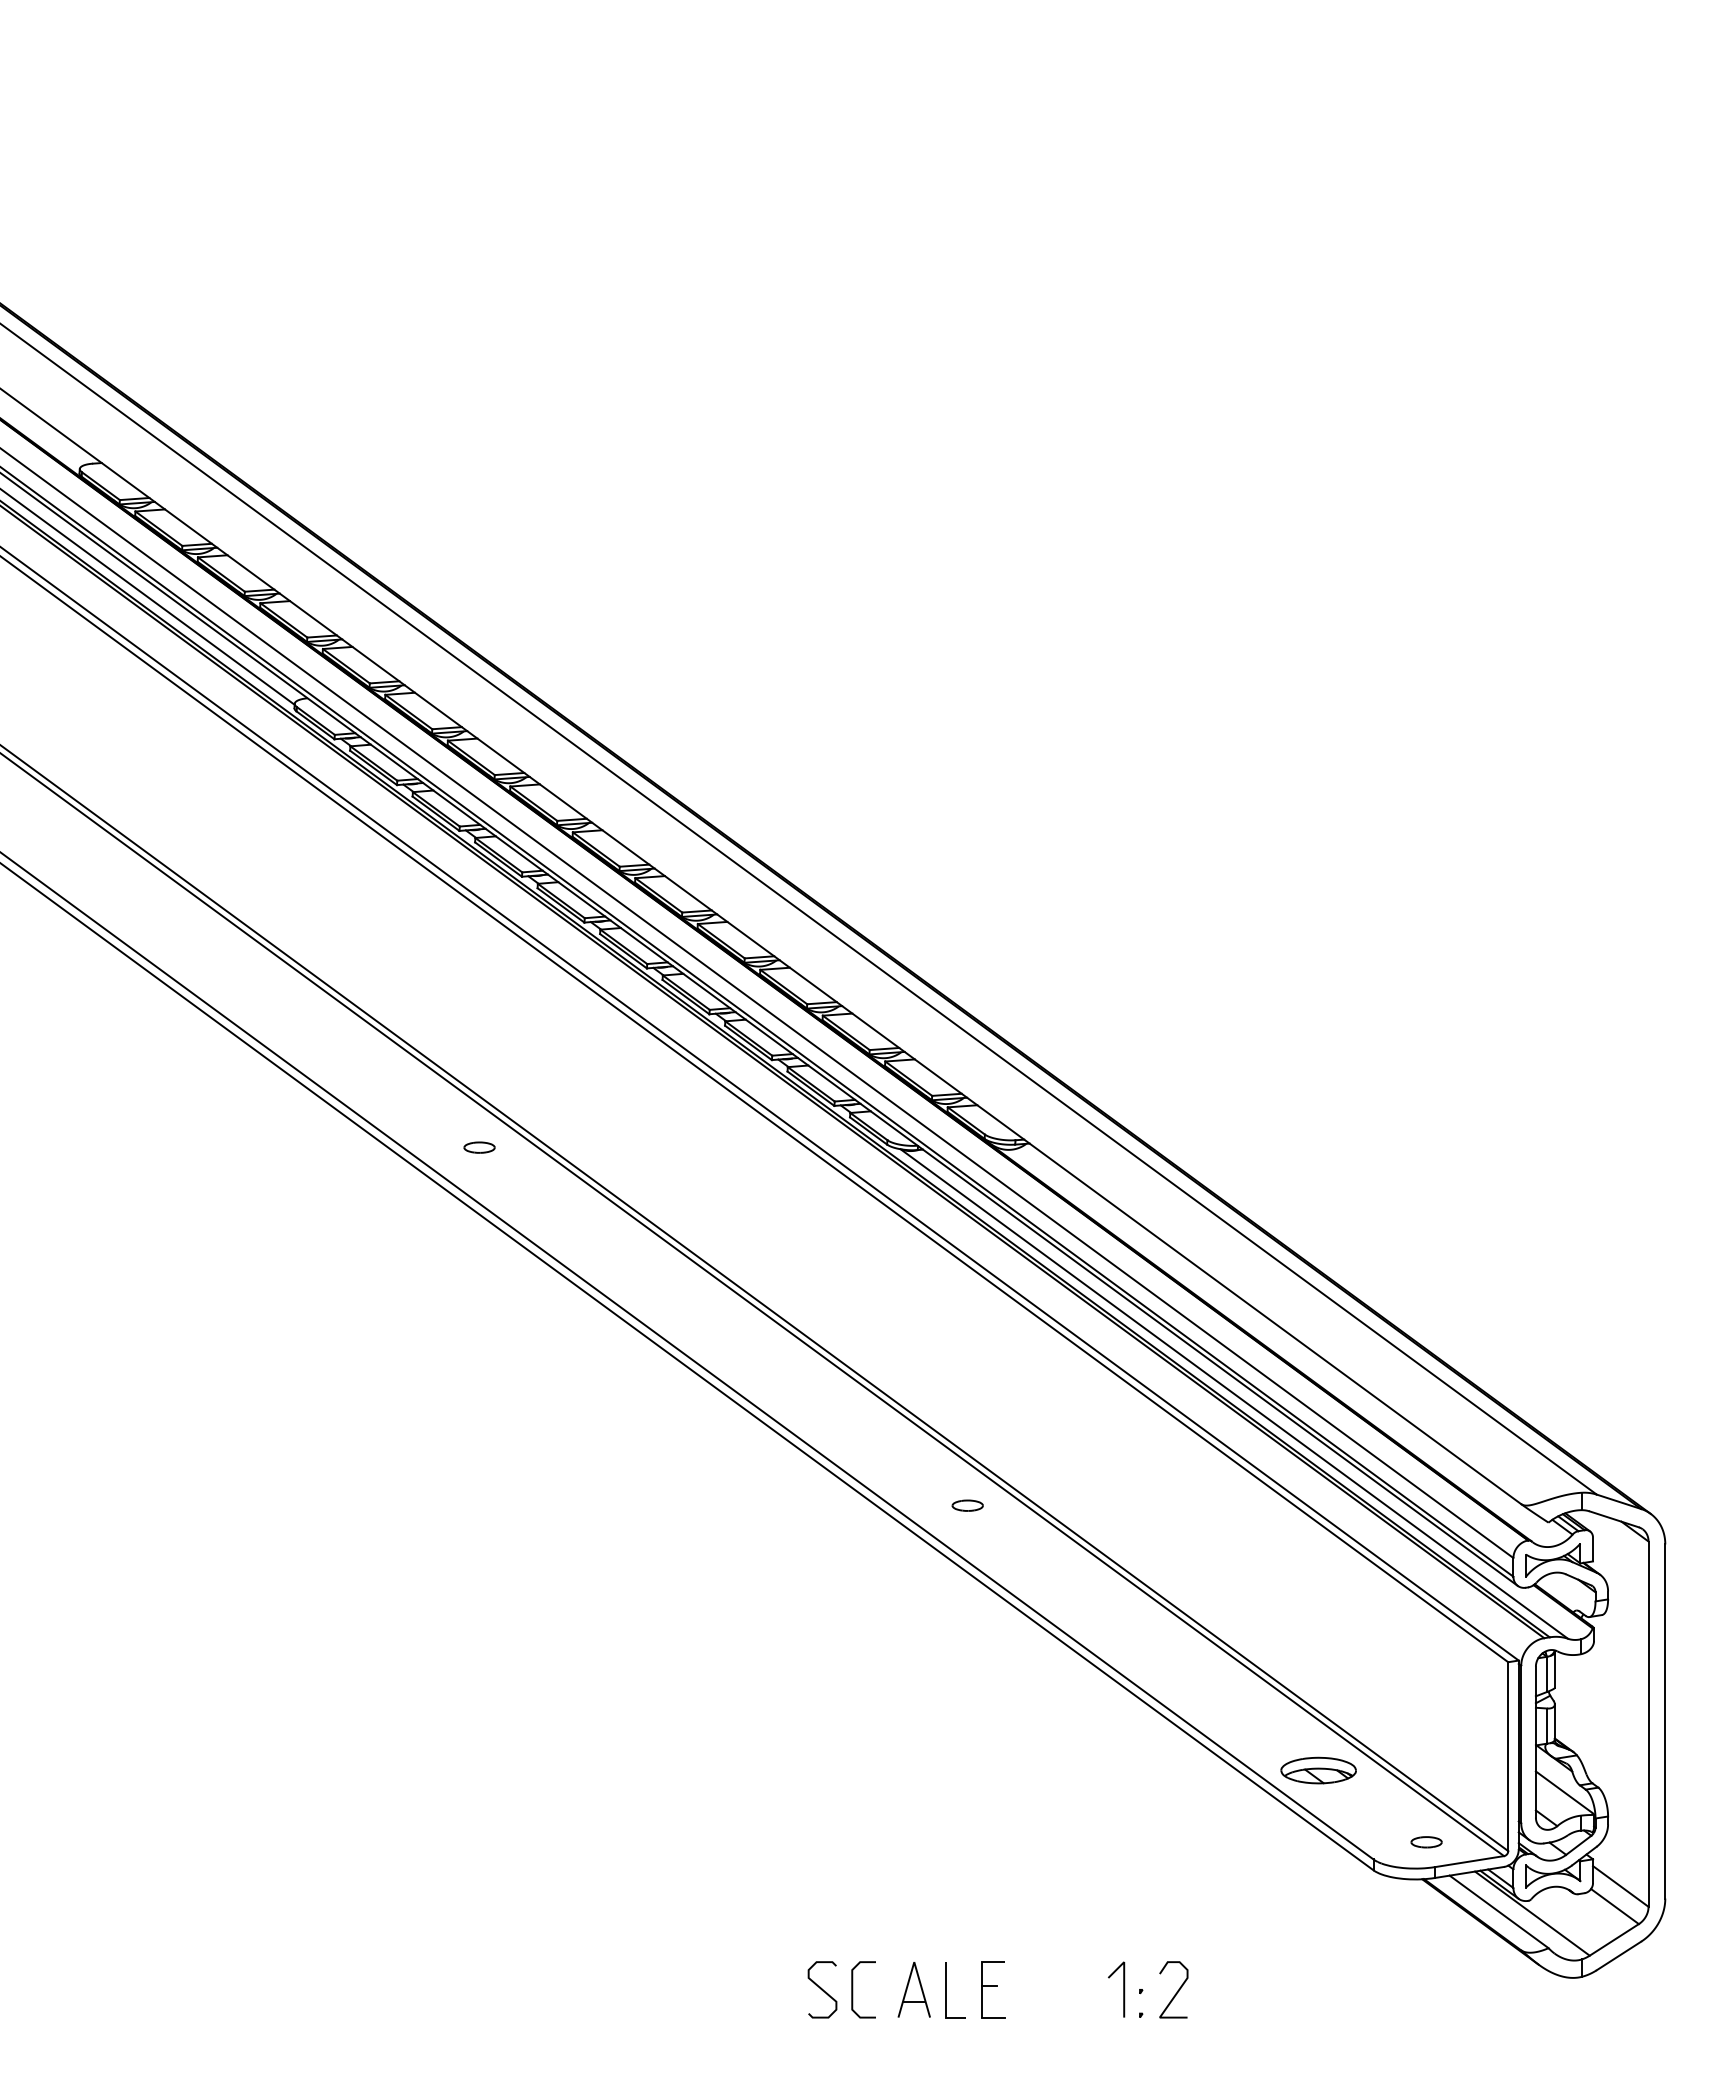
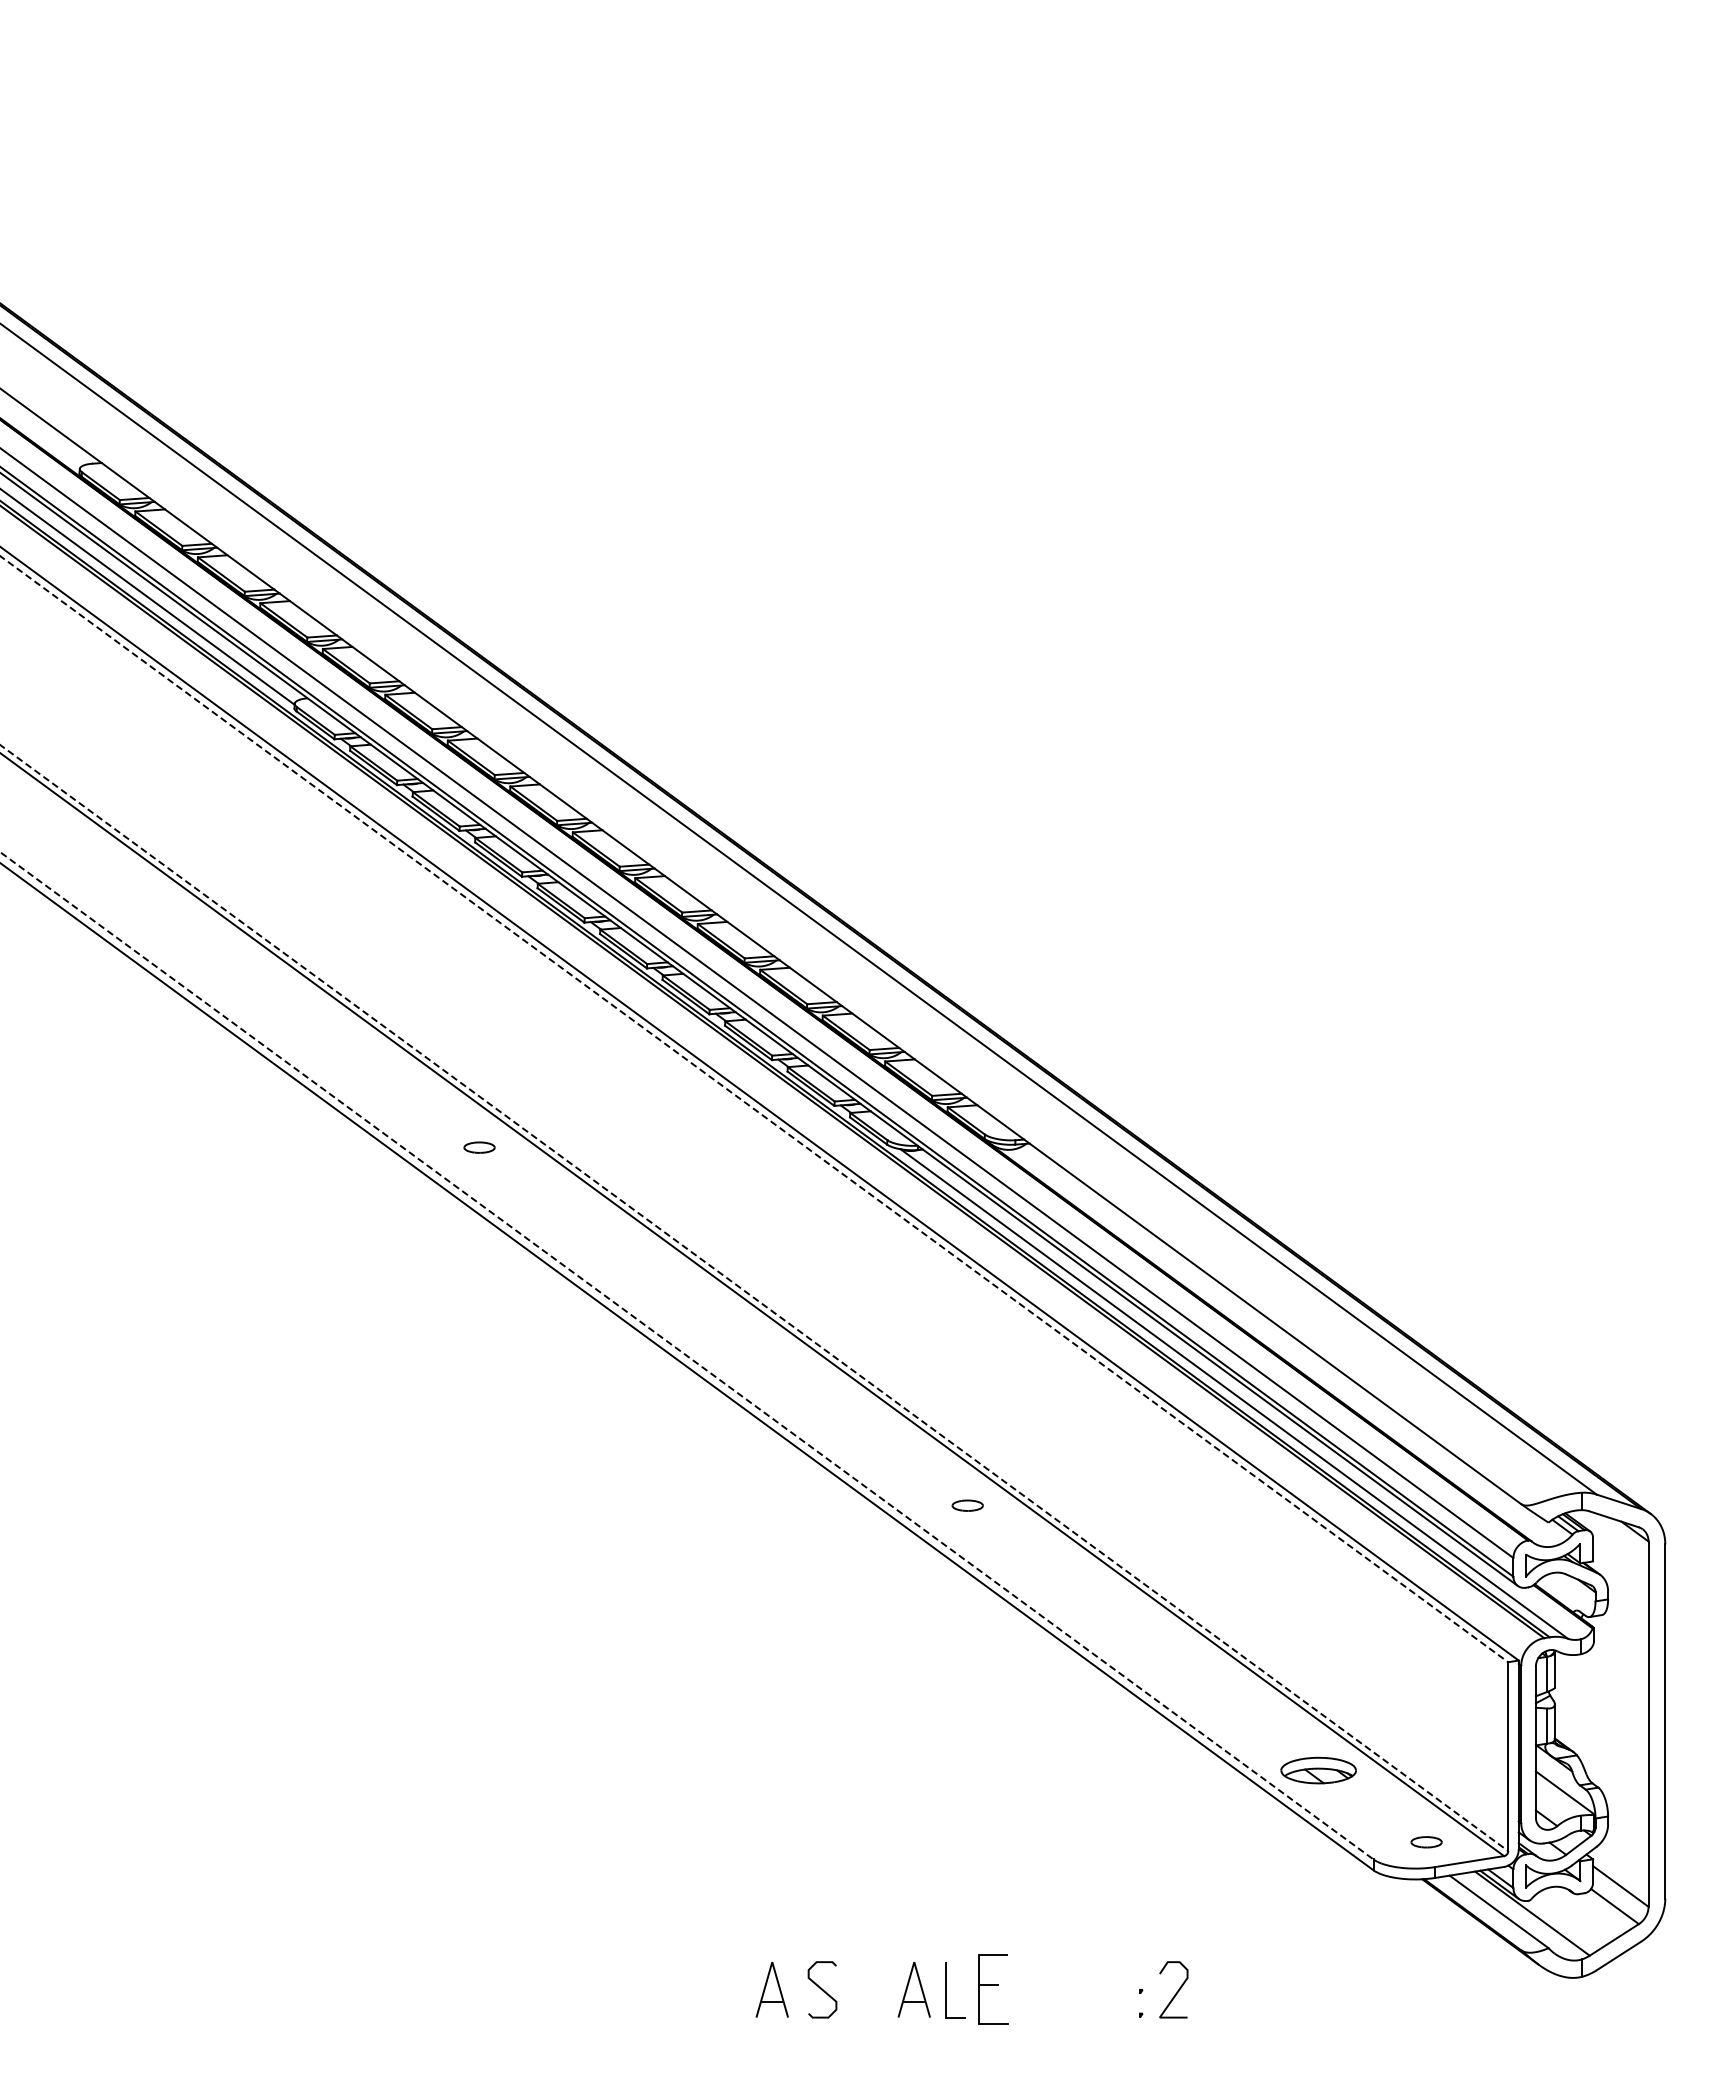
line: solid -> dashed (754, 1109)
line: solid -> dashed (754, 1298)
line: solid -> dashed (686, 1355)
part: none -> present (771, 1989)
curve: present -> none (853, 1989)
part size: 25x58 px -> 31x71 px (993, 1989)
line: present -> none (1123, 1989)
